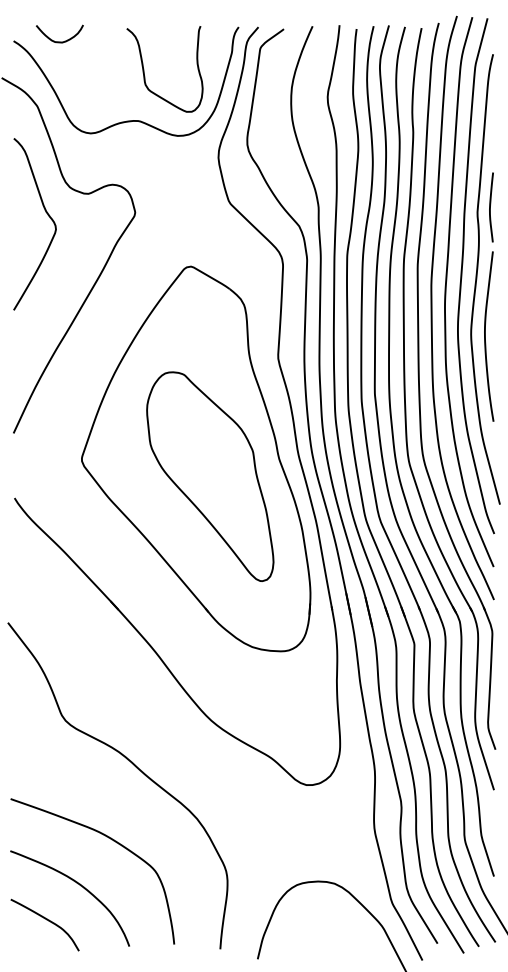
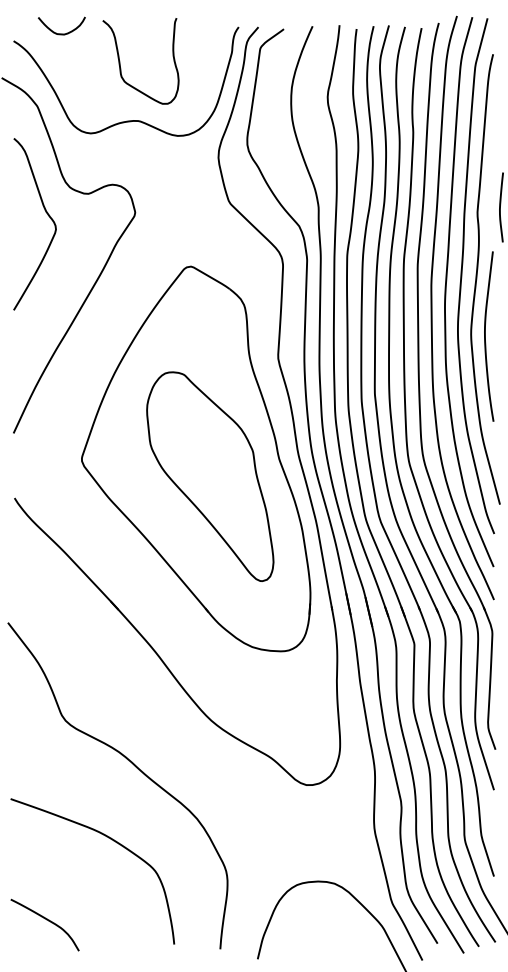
curve position: (59, 41) -> (61, 33) (61, 33)
curve position: (144, 69) -> (120, 61) (120, 61)
curve position: (490, 207) -> (500, 207) (500, 207)
curve: present -> none (80, 886)
